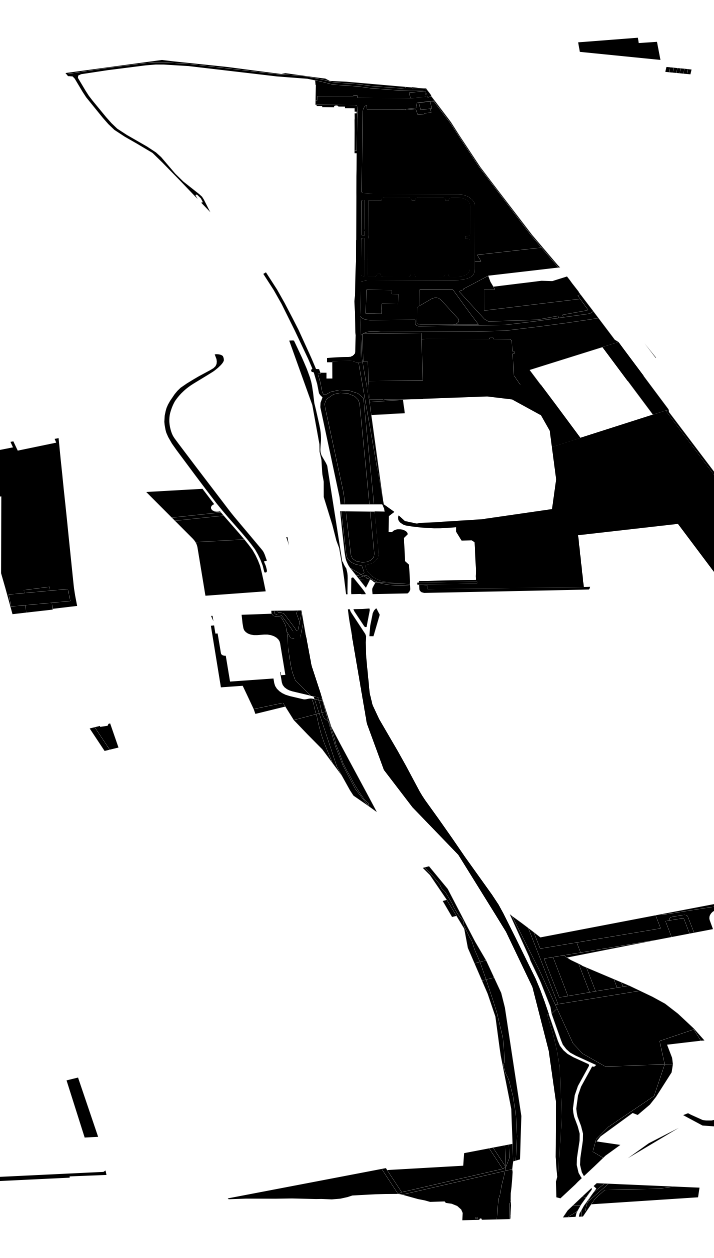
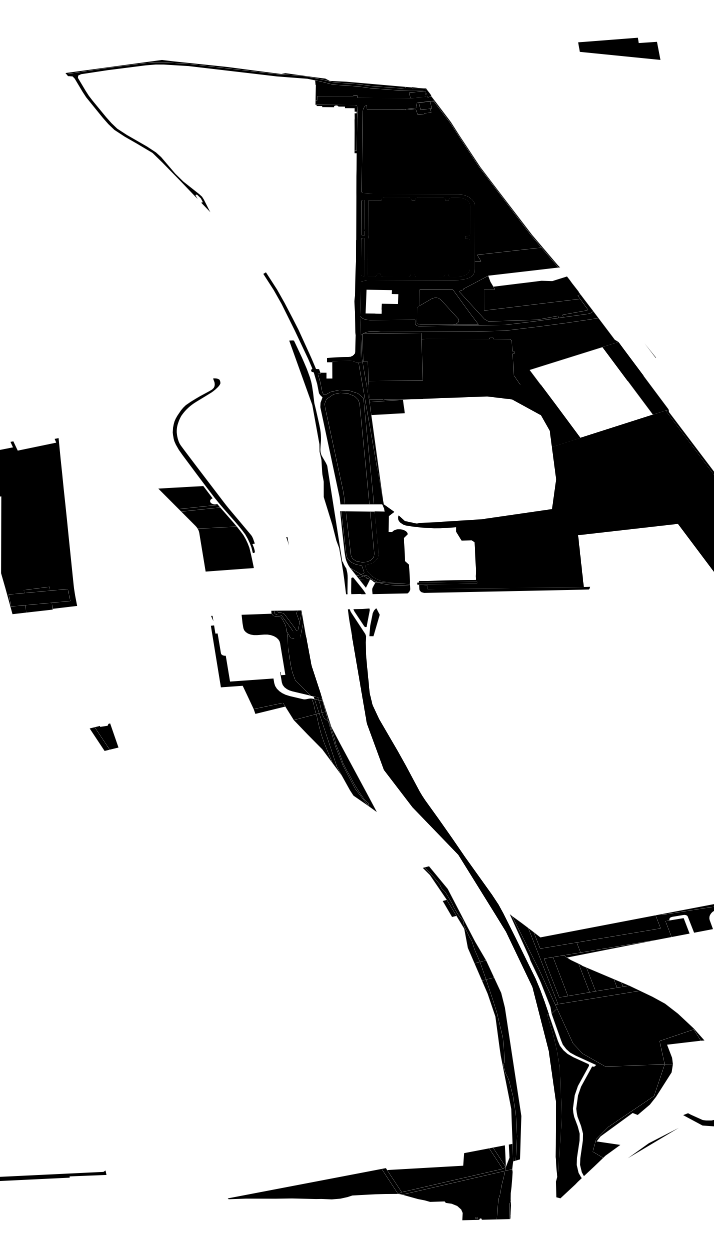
part: present -> none (678, 70)
fill: present -> none (381, 301)
part size: 121x242 px -> 97x194 px (206, 474)
fill: present -> none (681, 923)
part: present -> none (81, 1107)
fill: present -> none (506, 1155)
part: present -> none (631, 1200)
